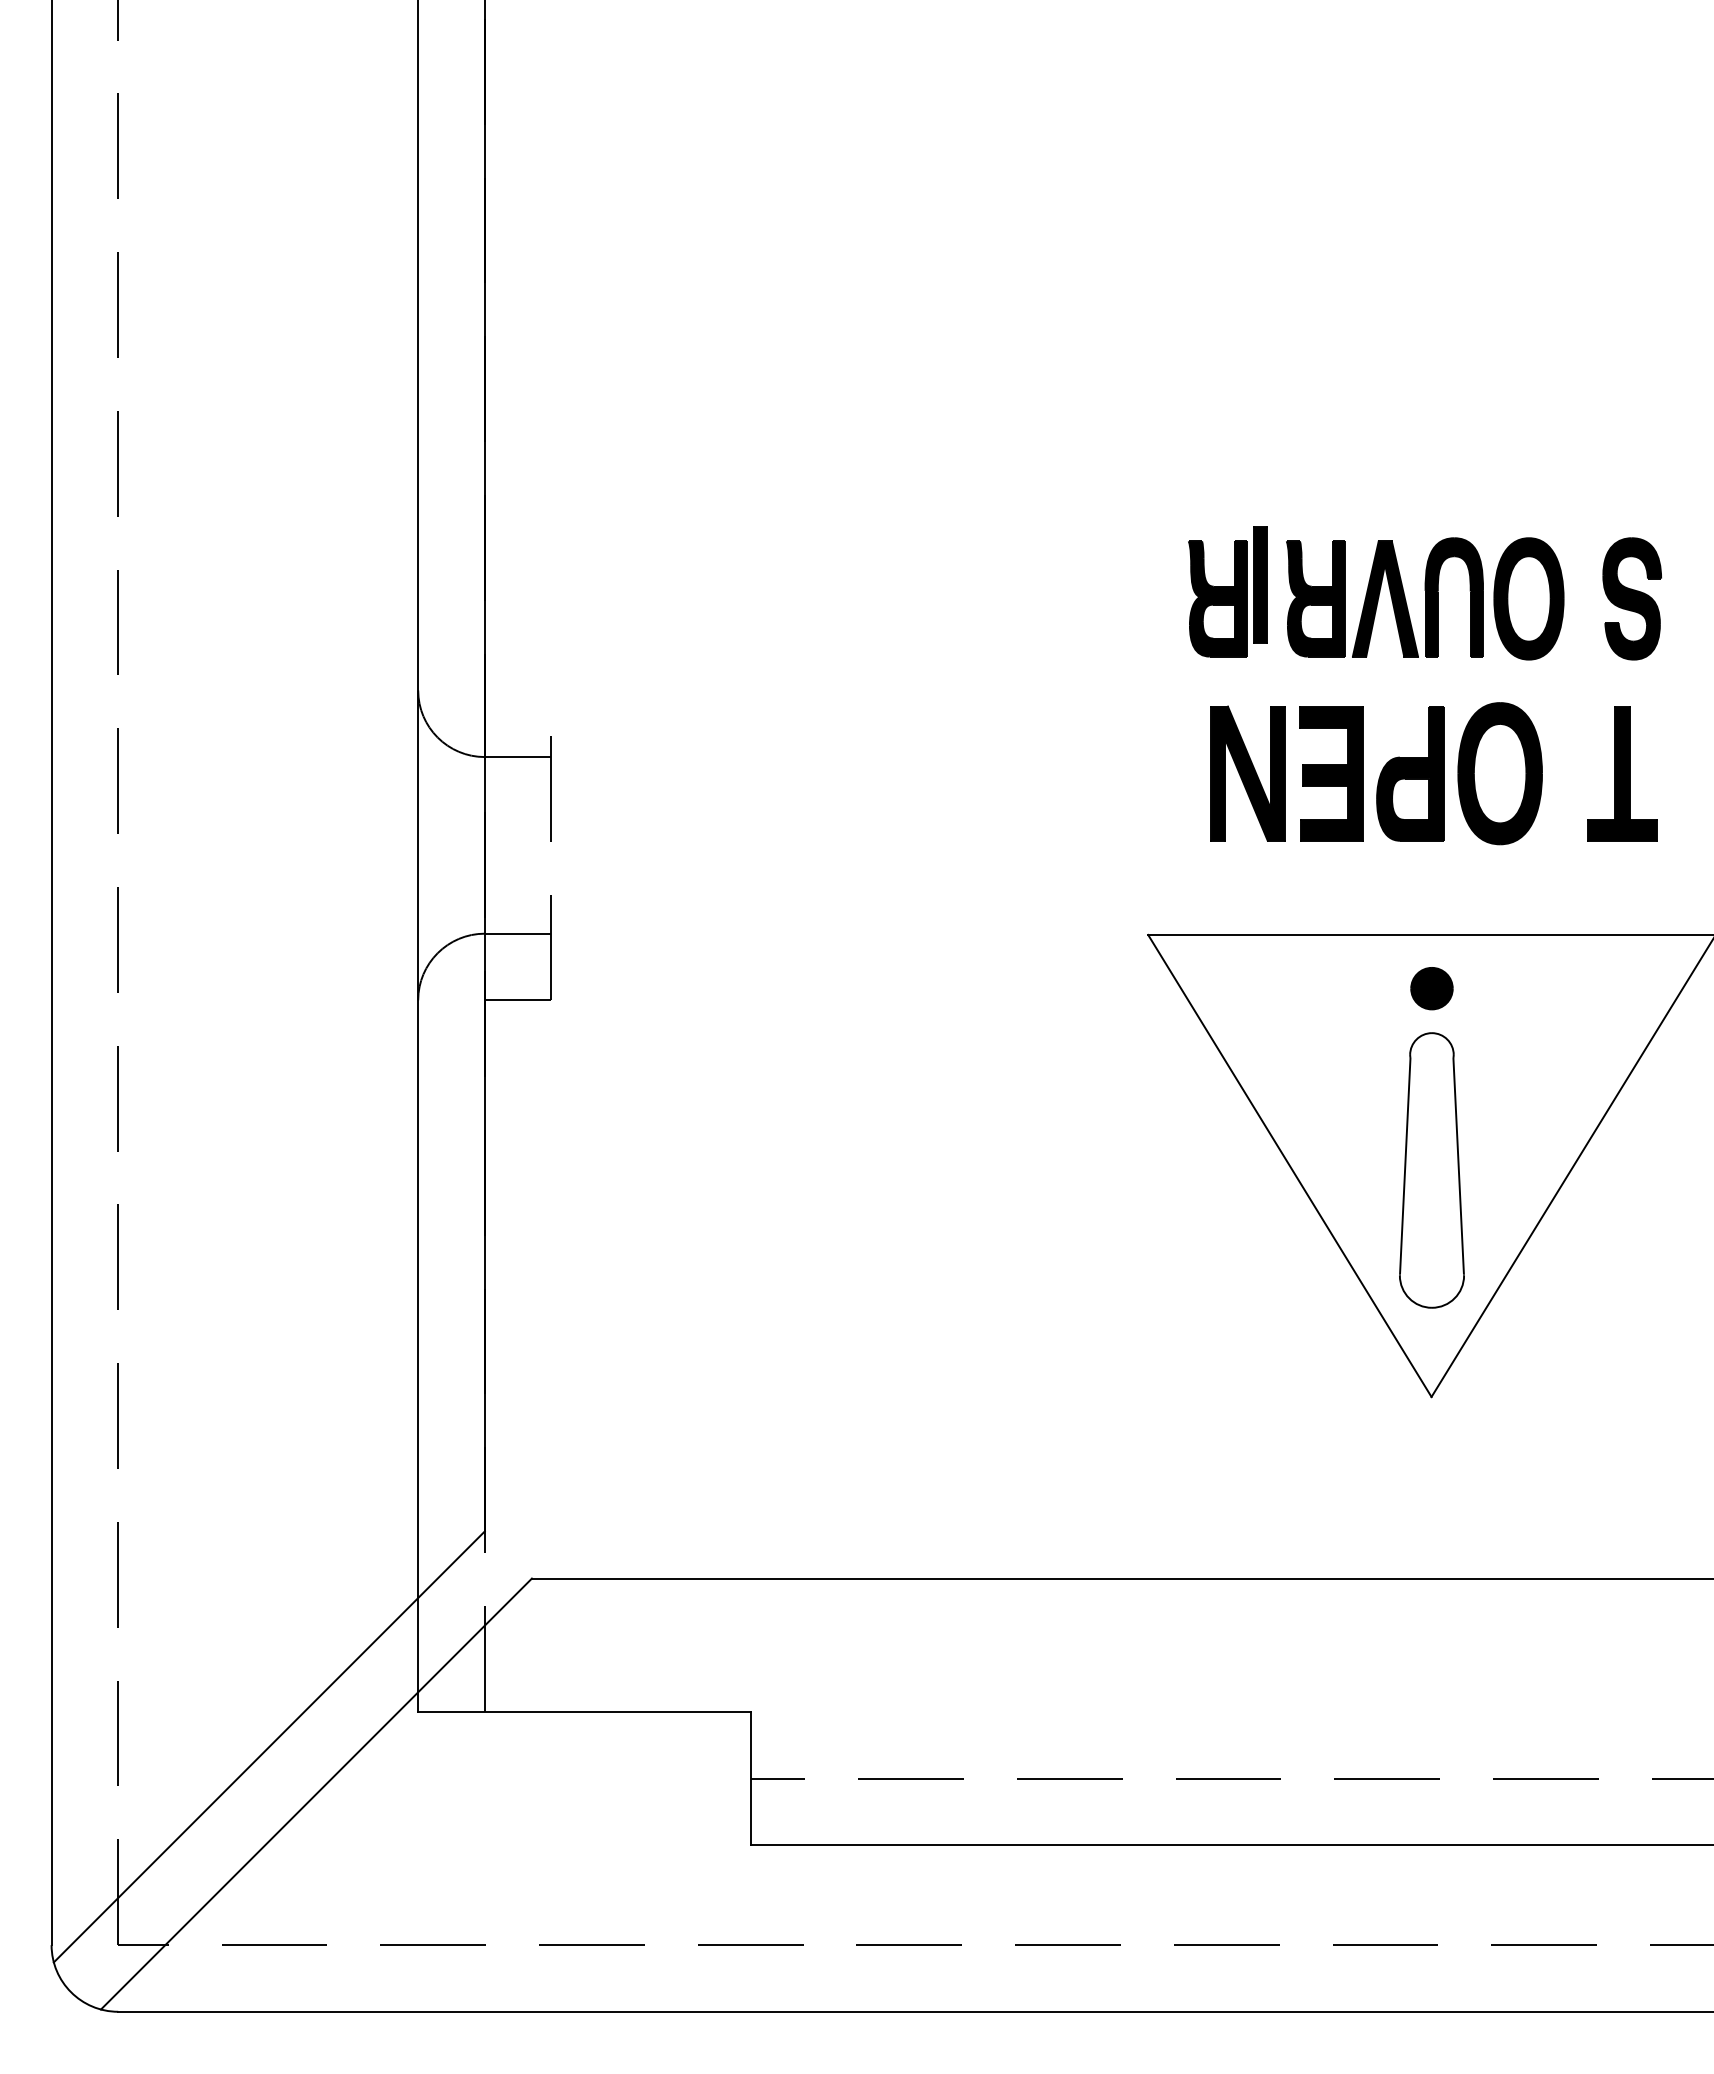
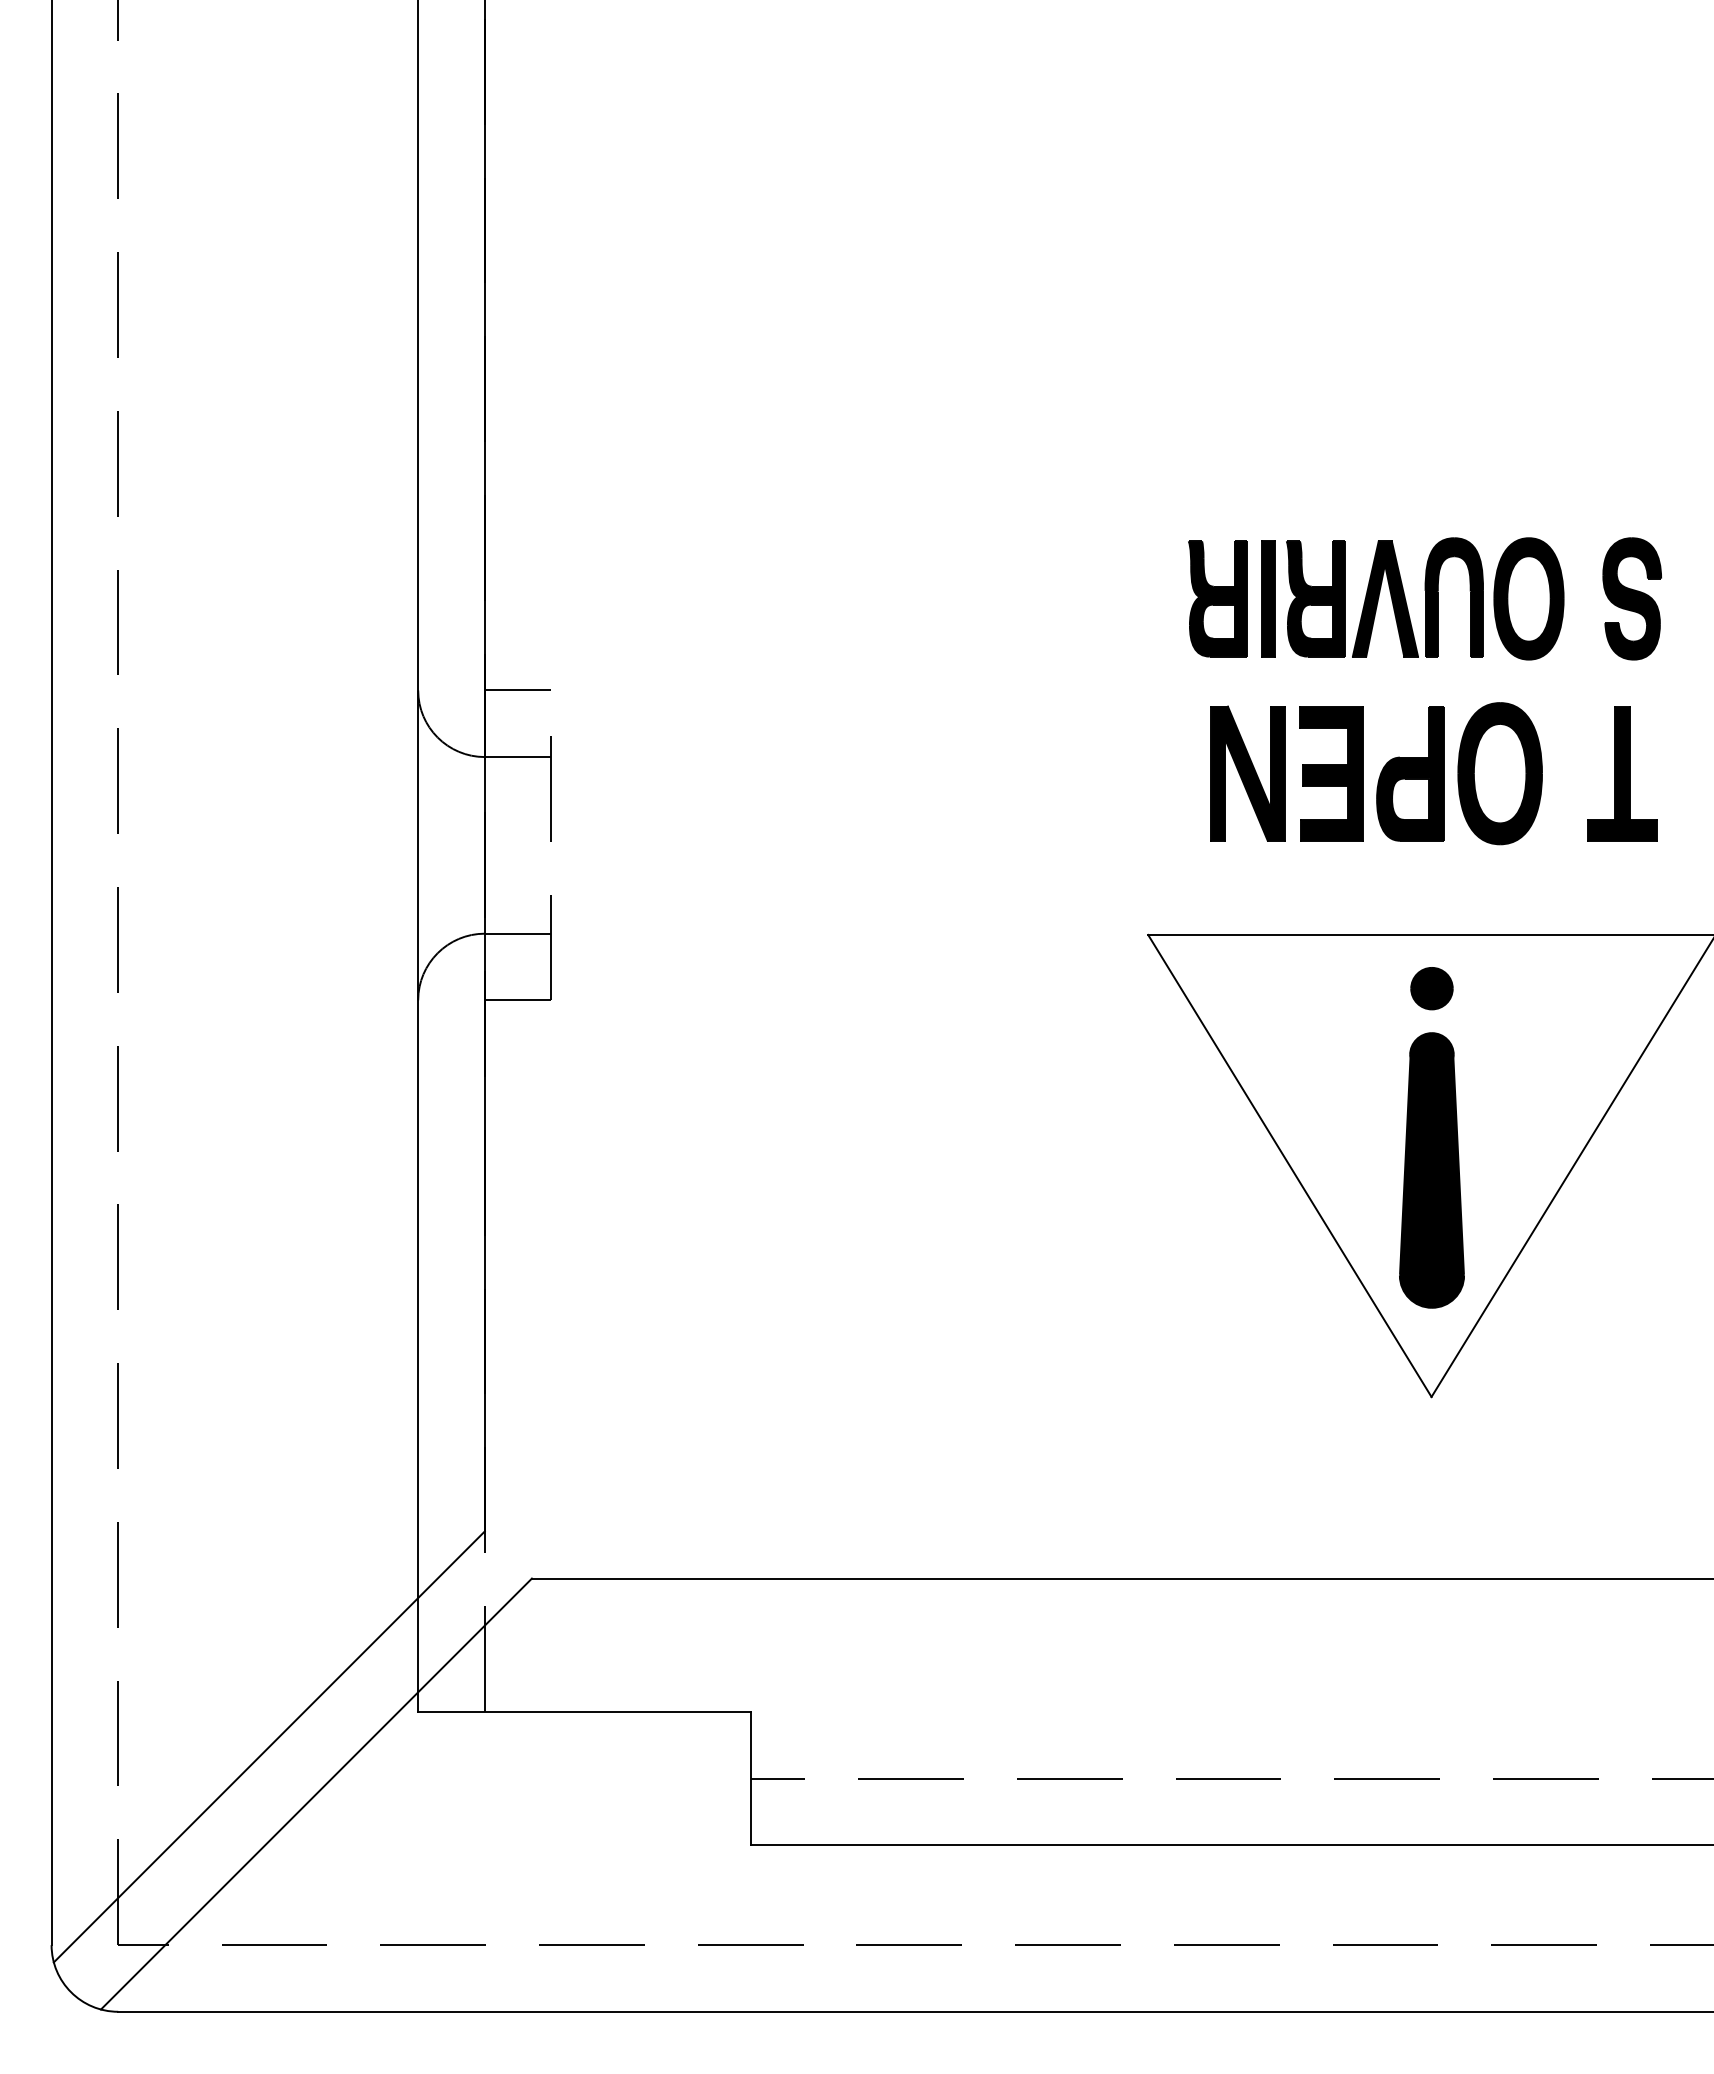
part position: (1260, 584) -> (1268, 598) (1268, 598)
line: none -> present (517, 690)
fill: none -> present (1431, 1170)
